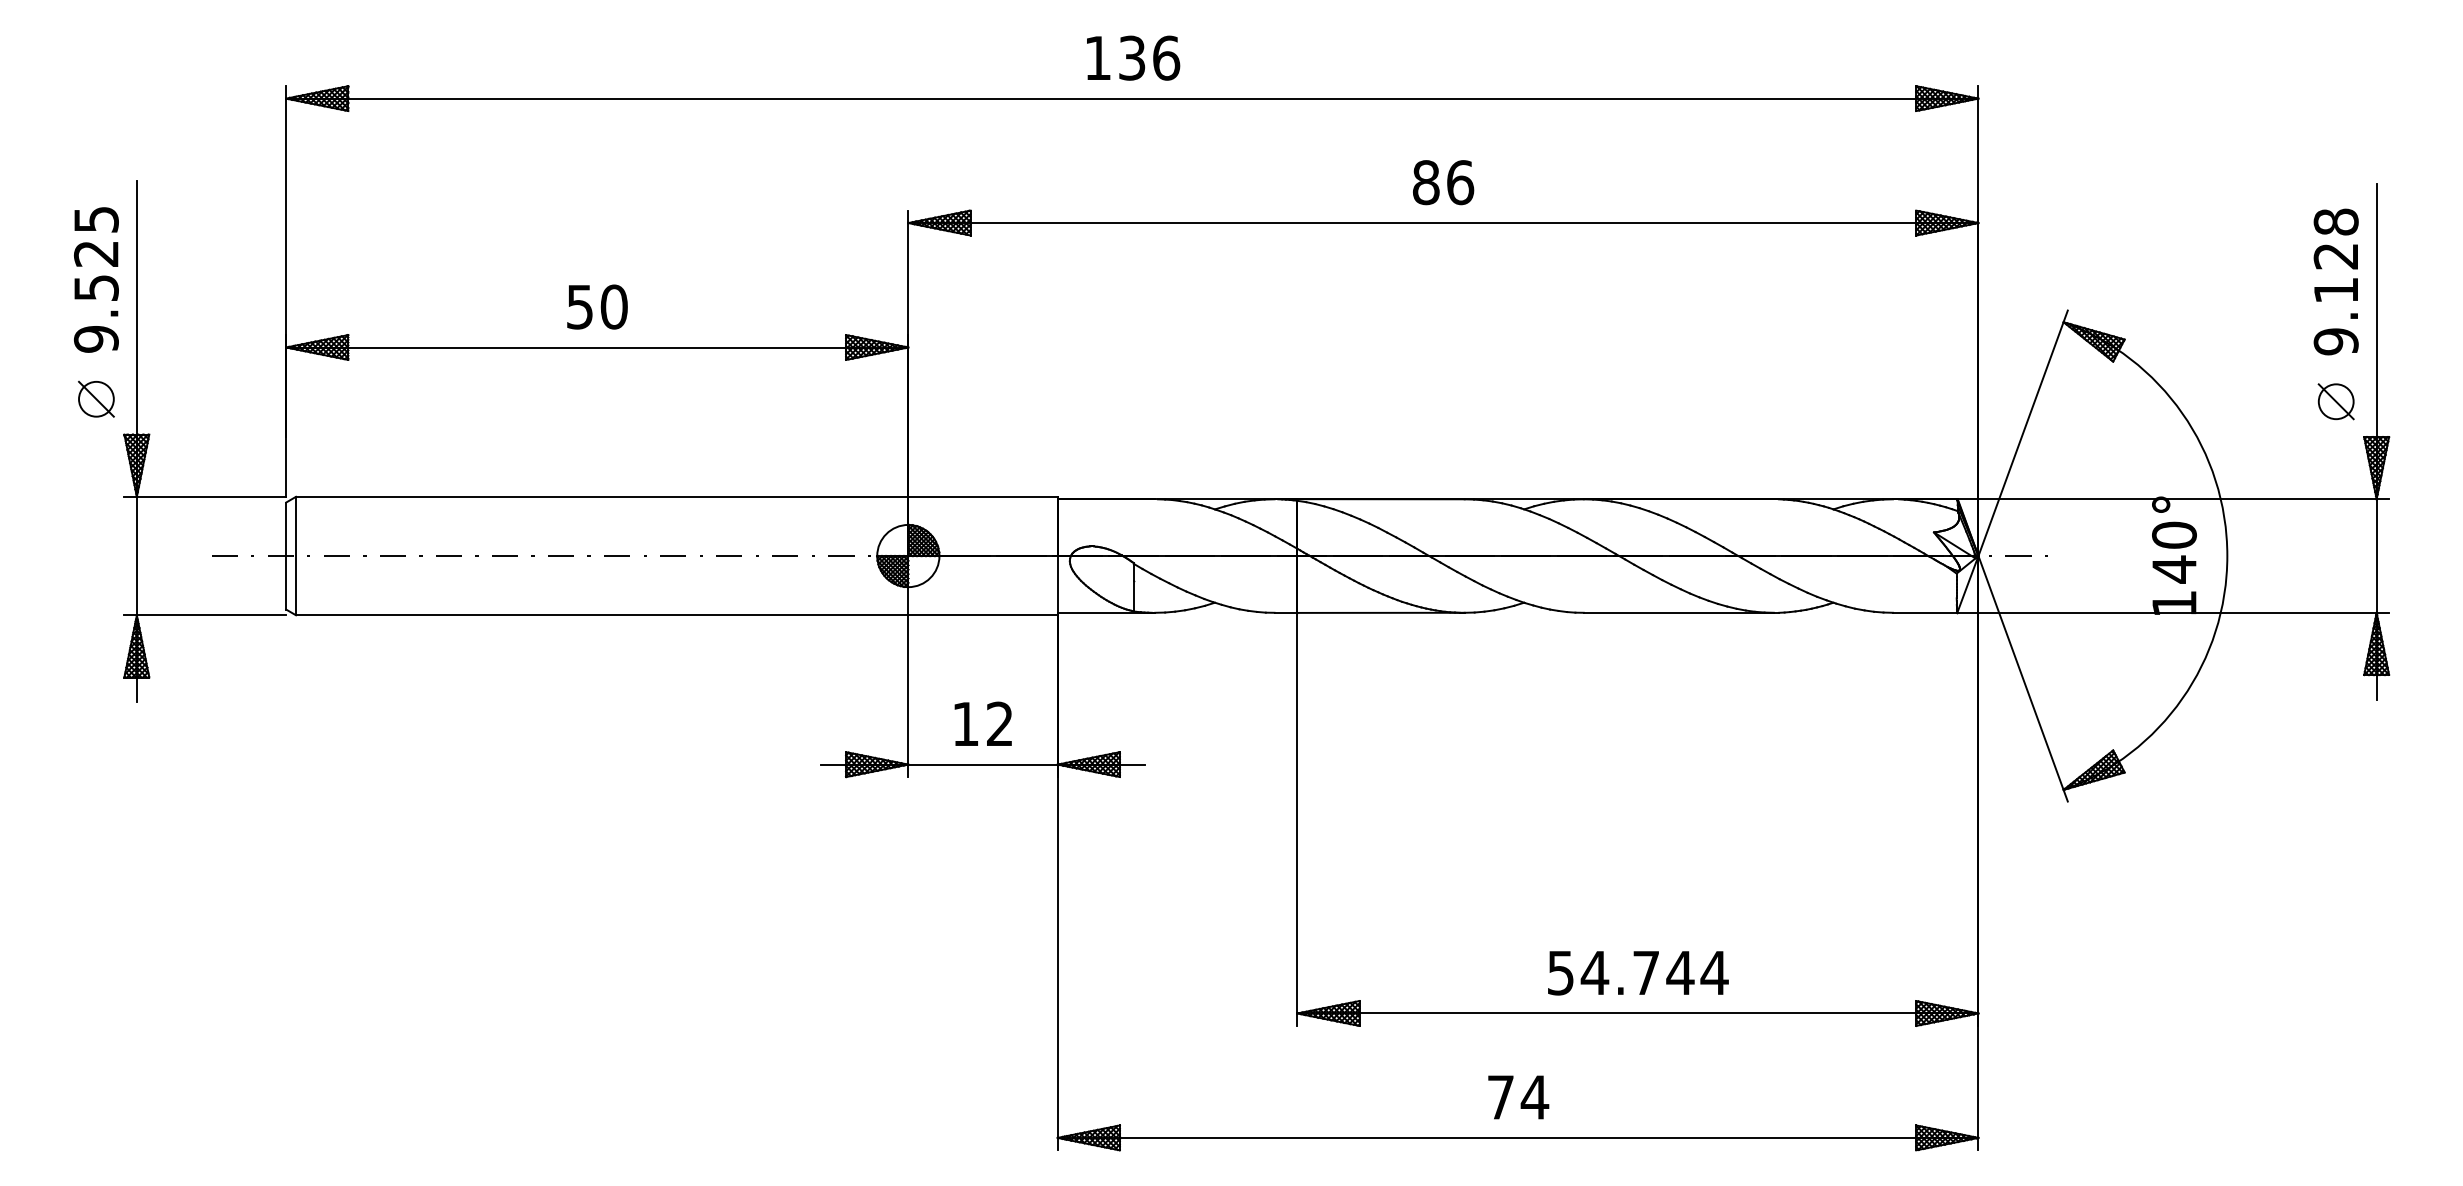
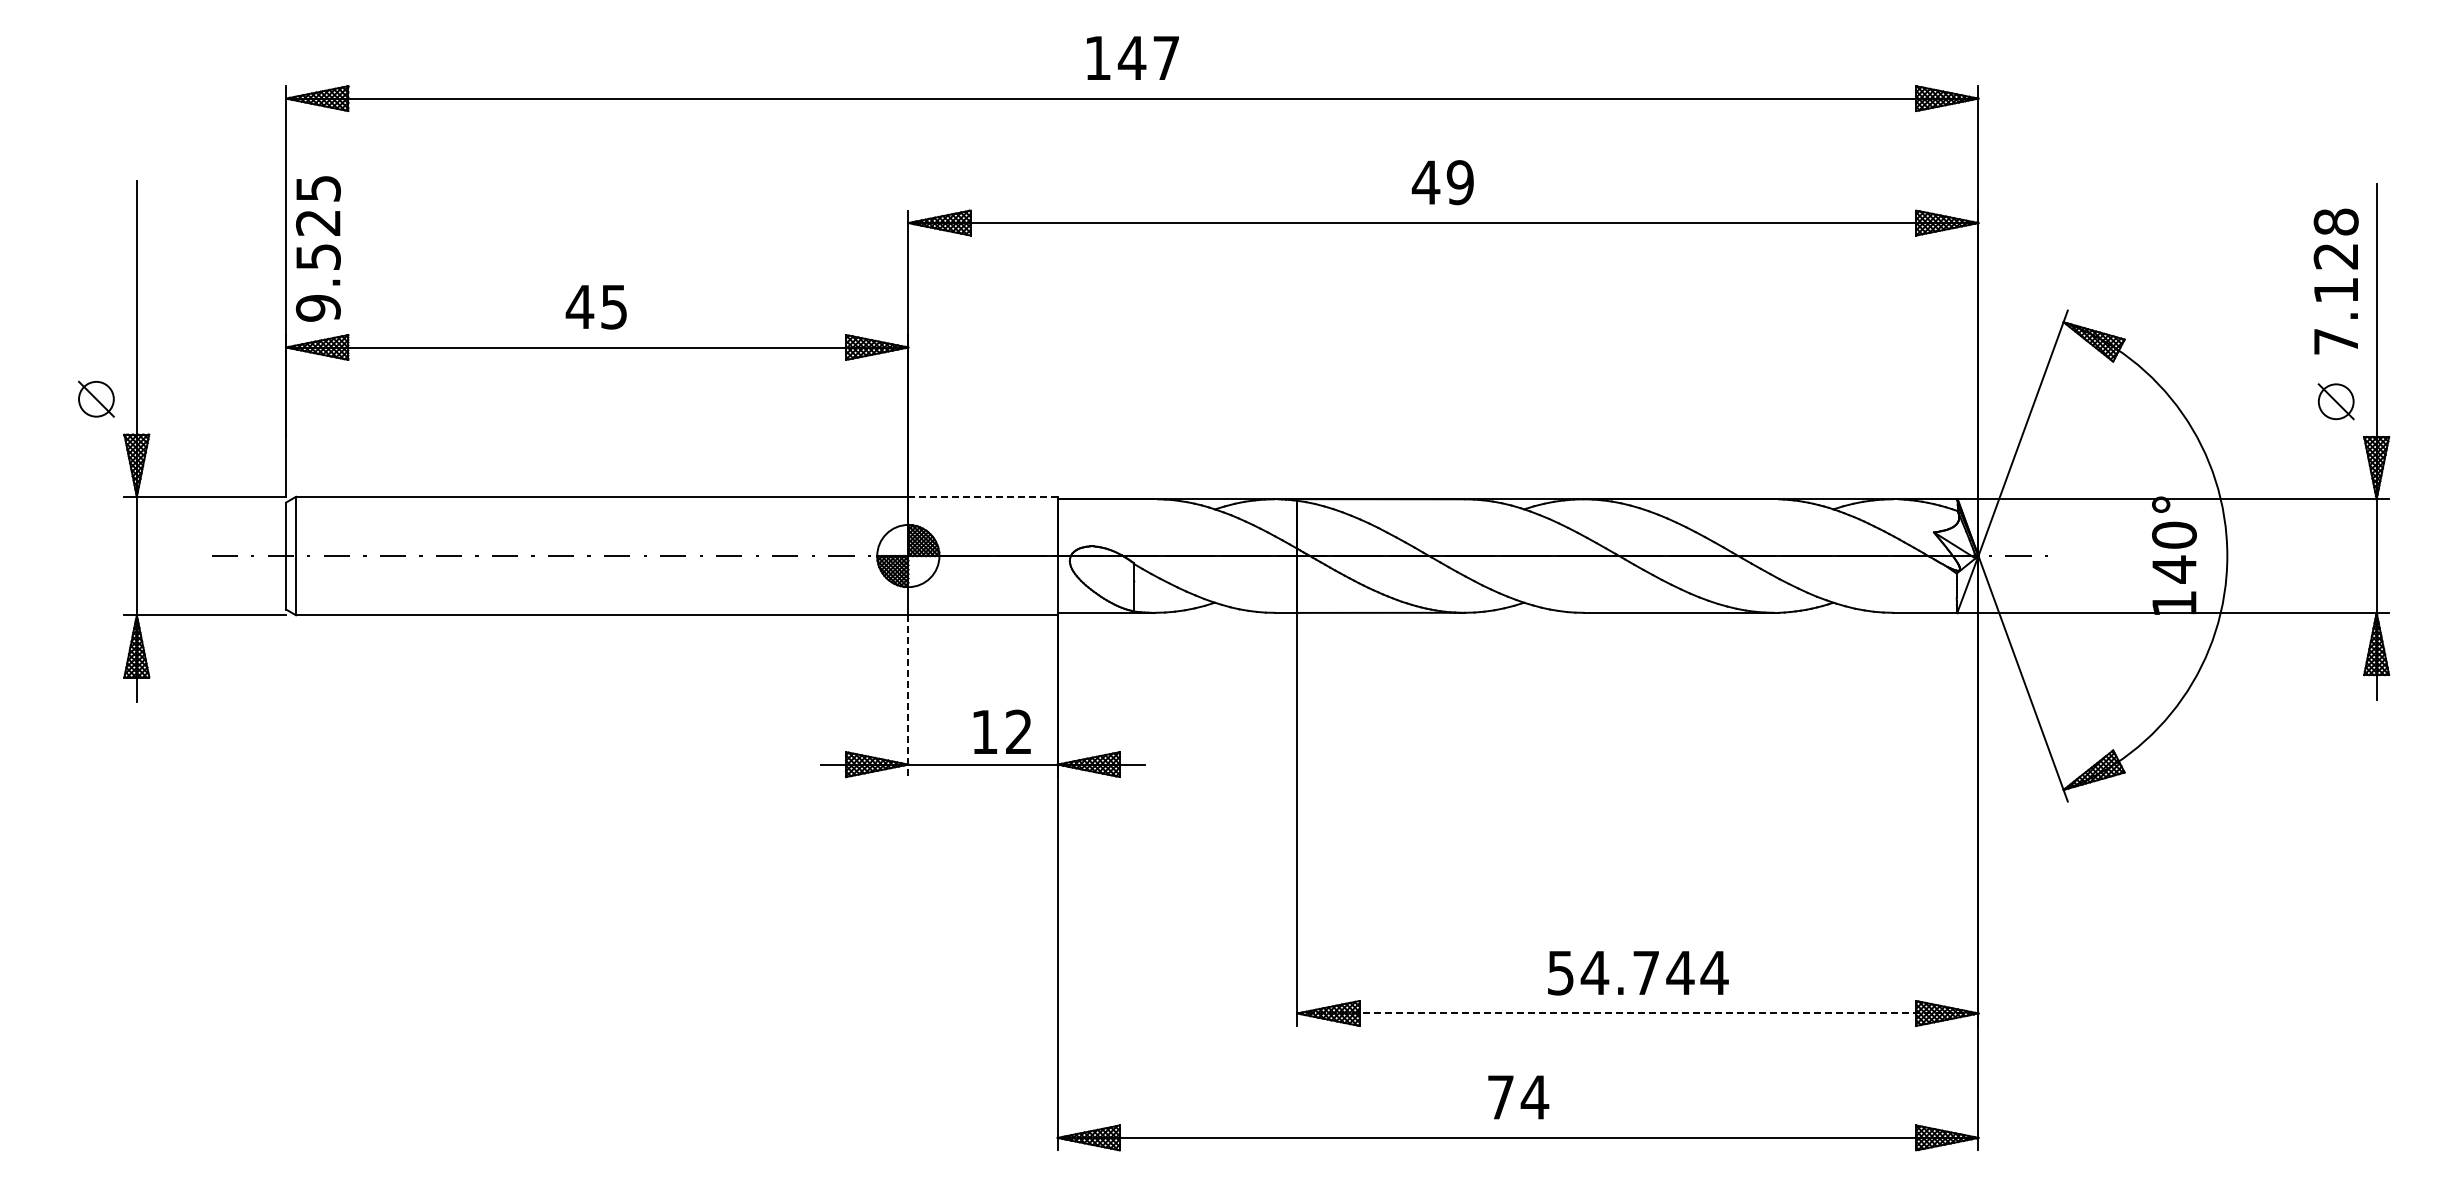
text: 136 -> 147 (1148, 57)
text: 86 -> 49 (1442, 182)
text position: (96, 279) -> (318, 248) (318, 248)
text: 50 -> 45 (596, 306)
text: 9.128 -> 7.128 (2335, 341)
line: solid -> dashed (983, 496)
line: solid -> dashed (908, 696)
text position: (982, 723) -> (1001, 731) (1001, 731)
line: solid -> dashed (1637, 1013)
